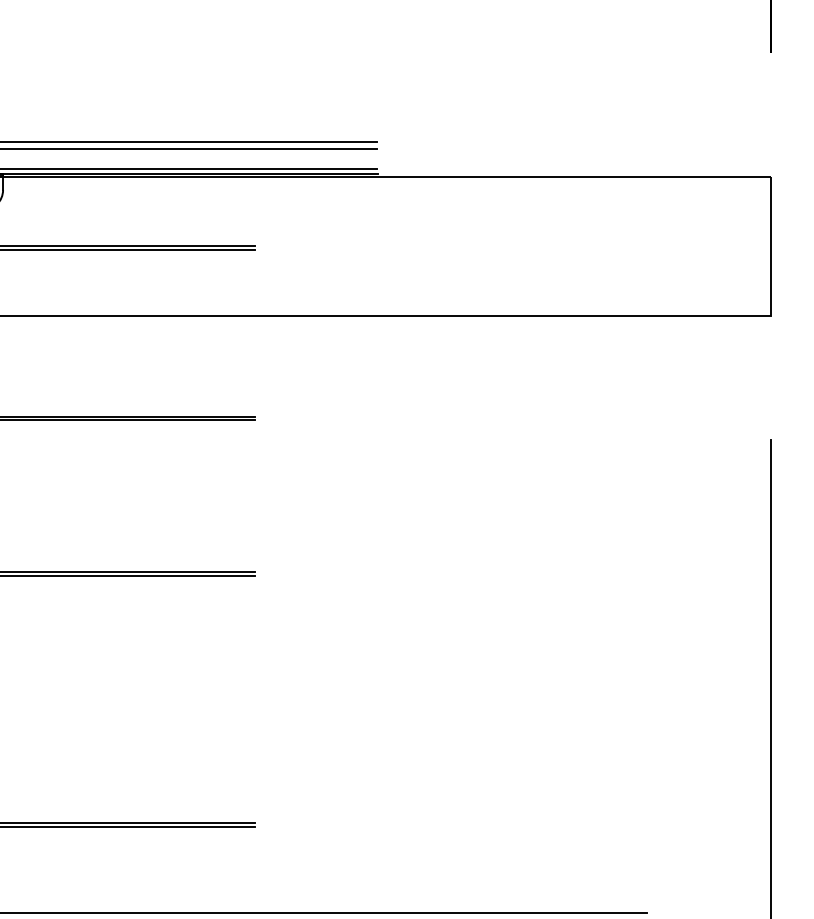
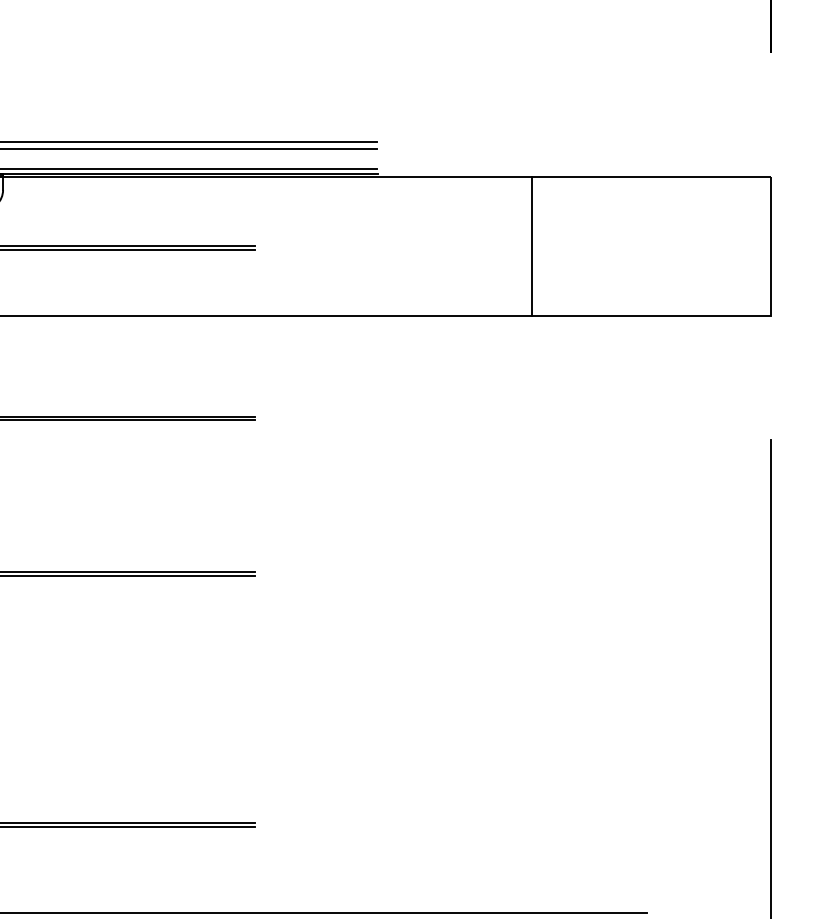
line: none -> present (532, 246)
